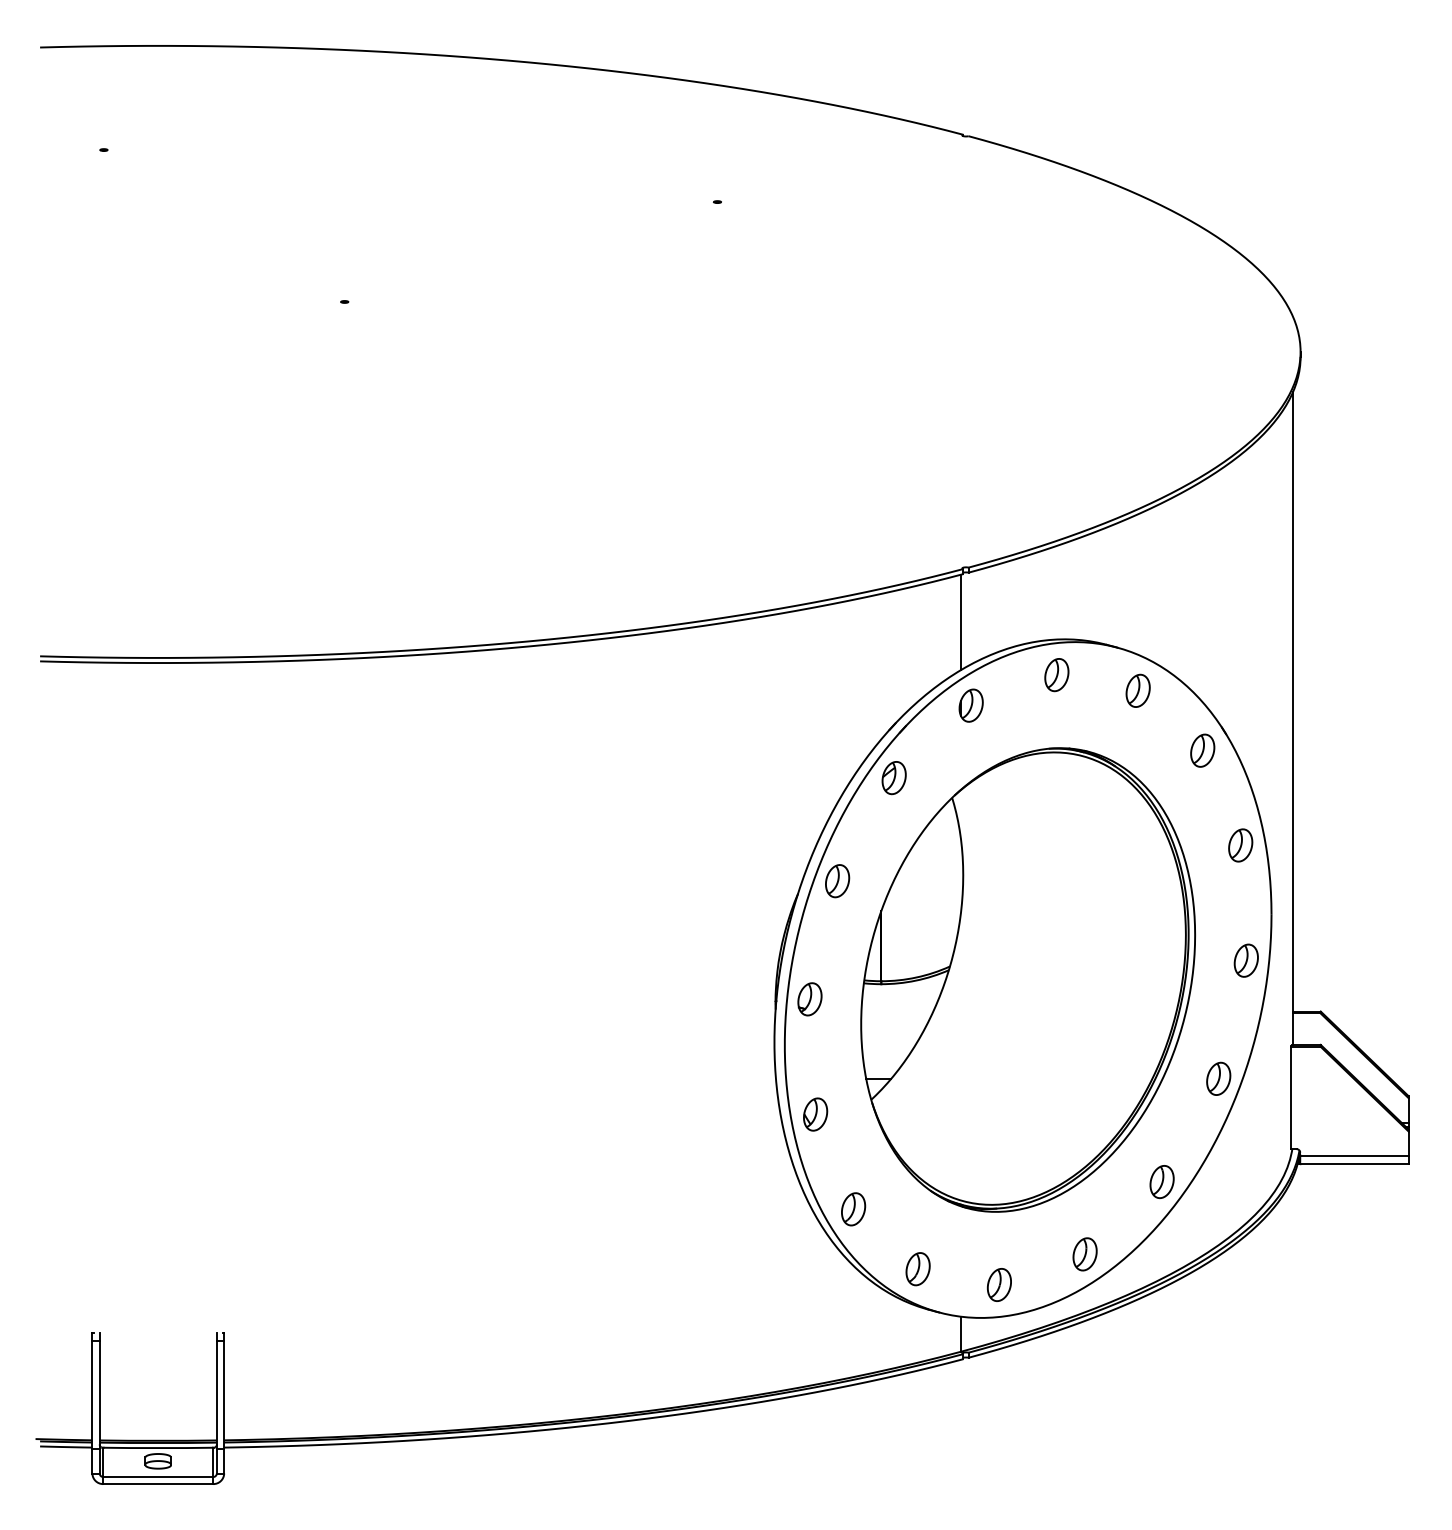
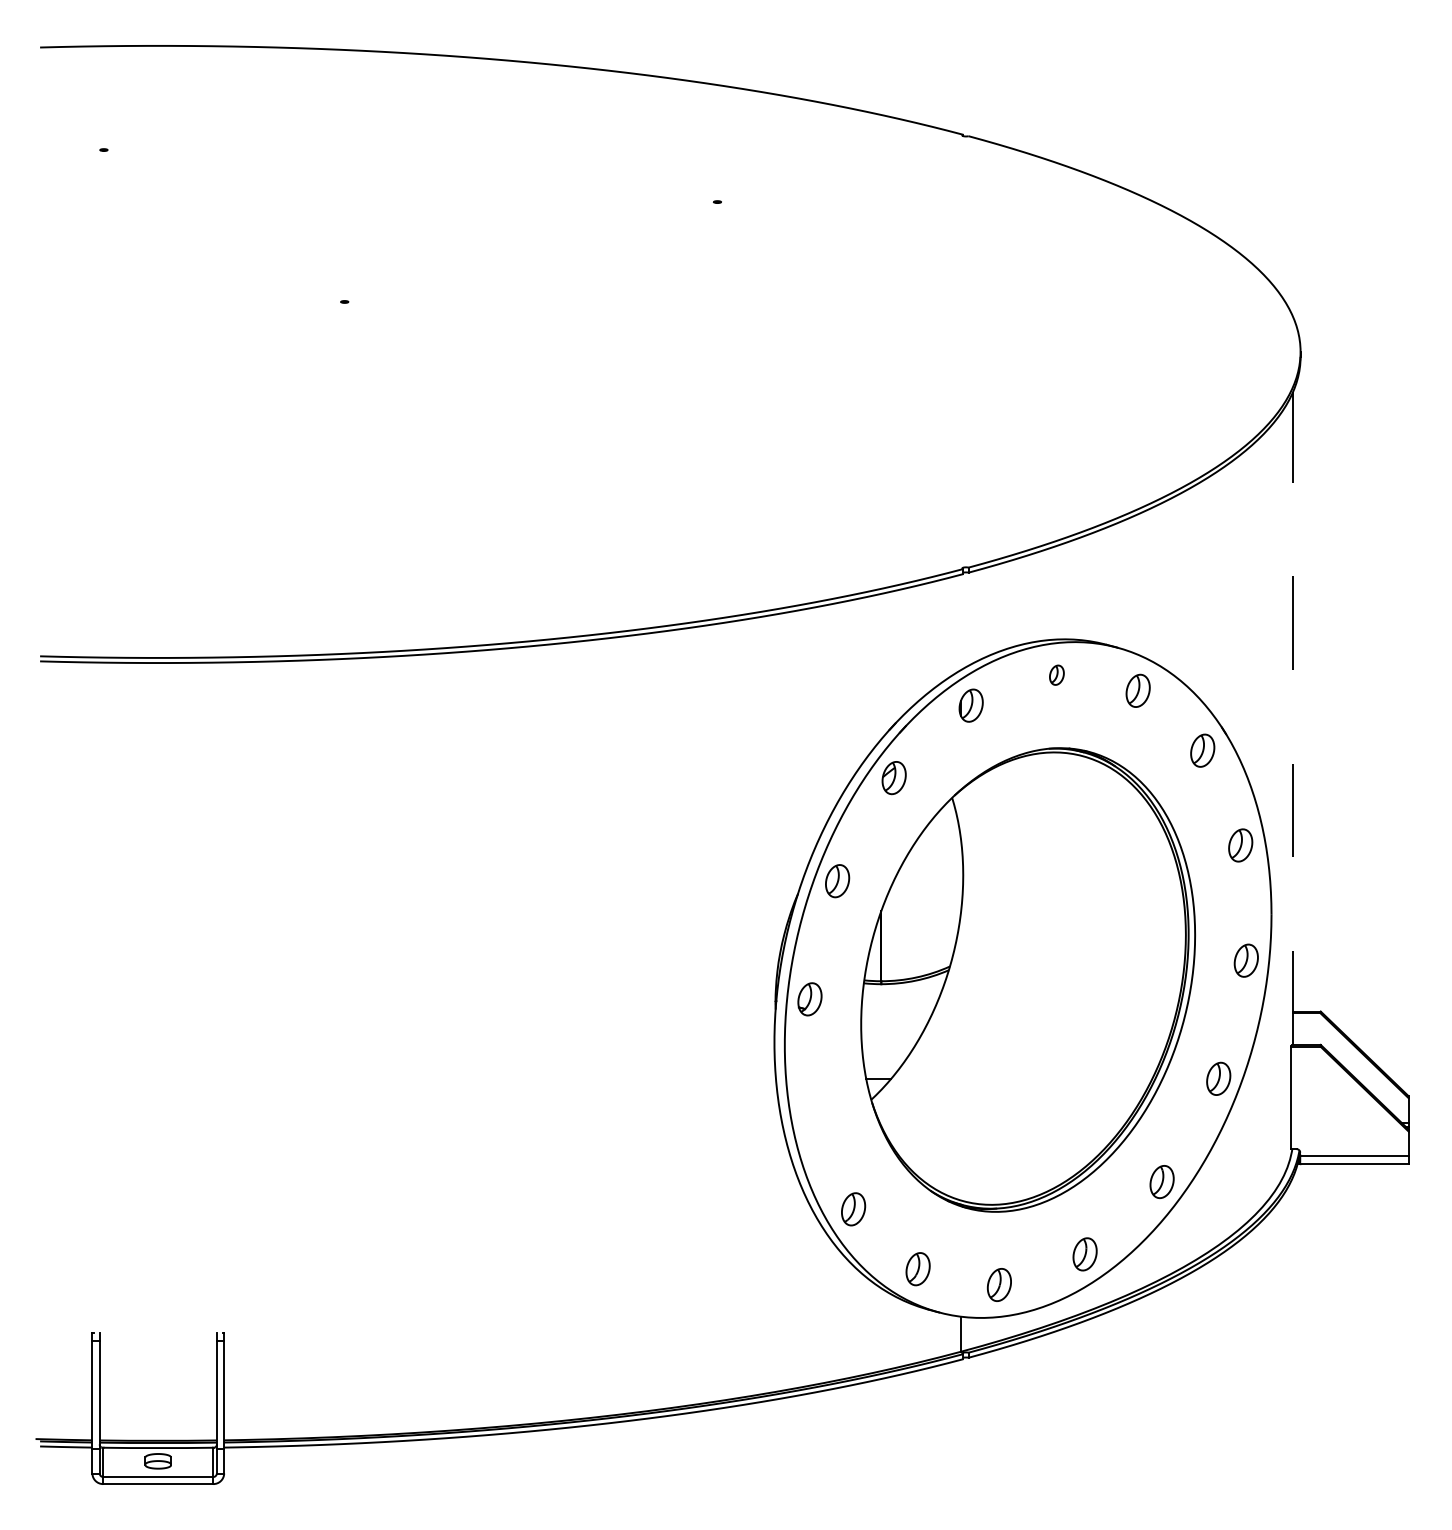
line: present -> none (960, 622)
part size: 26x35 px -> 16x22 px (1056, 674)
line: solid -> dashed (1293, 718)
part: present -> none (815, 1114)
